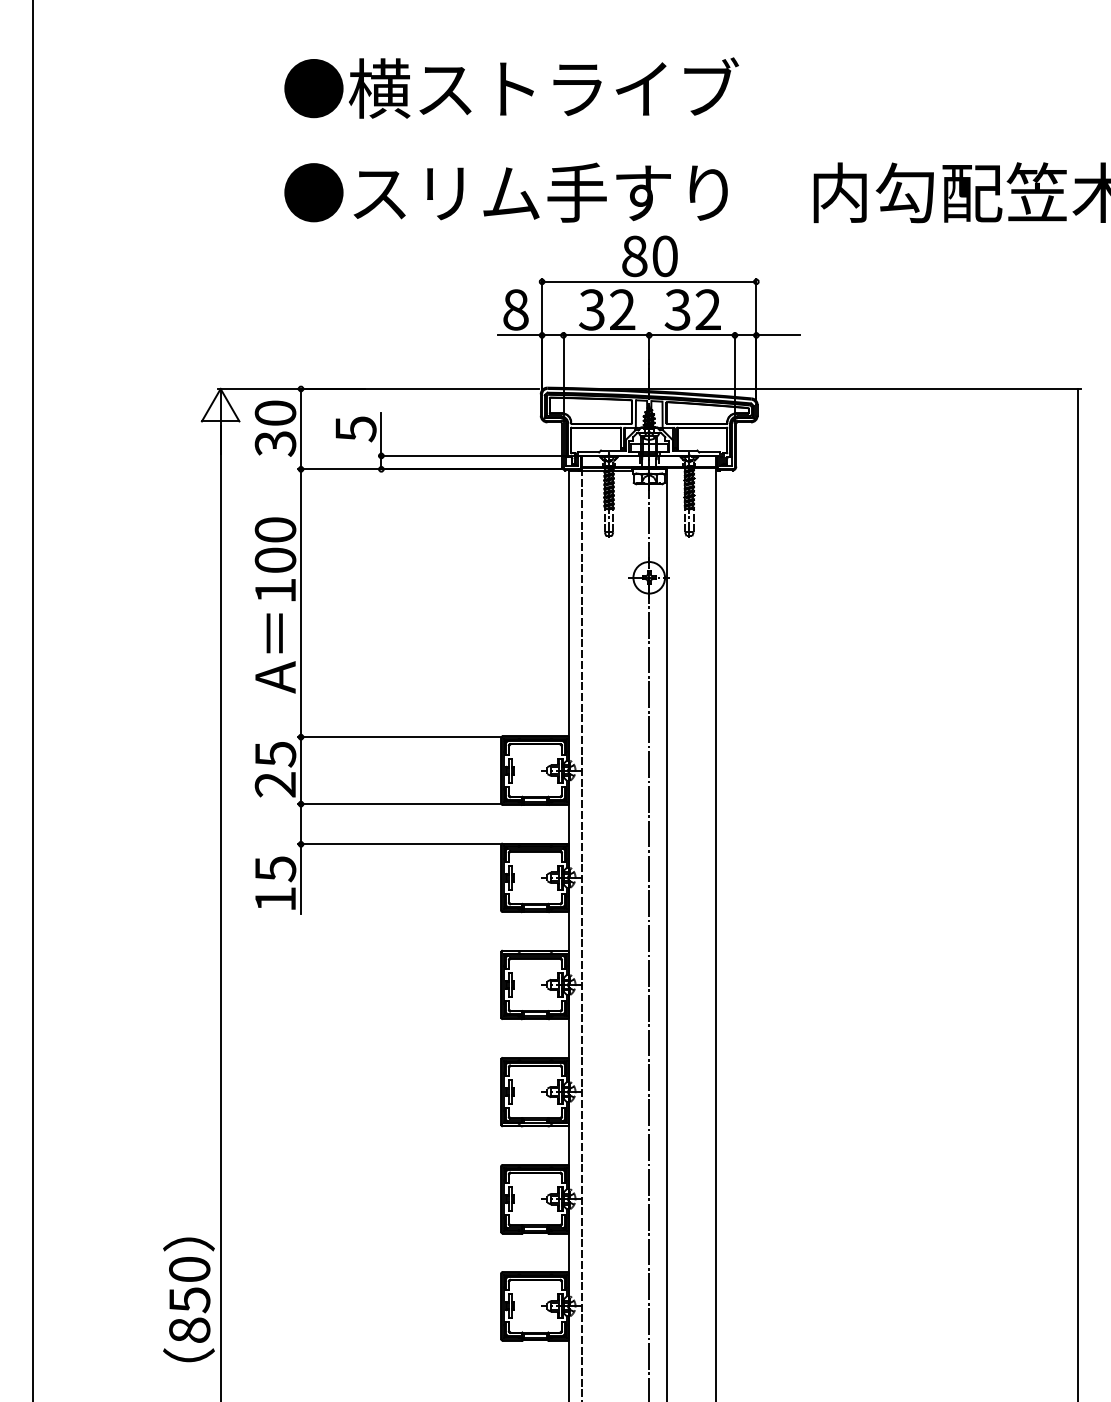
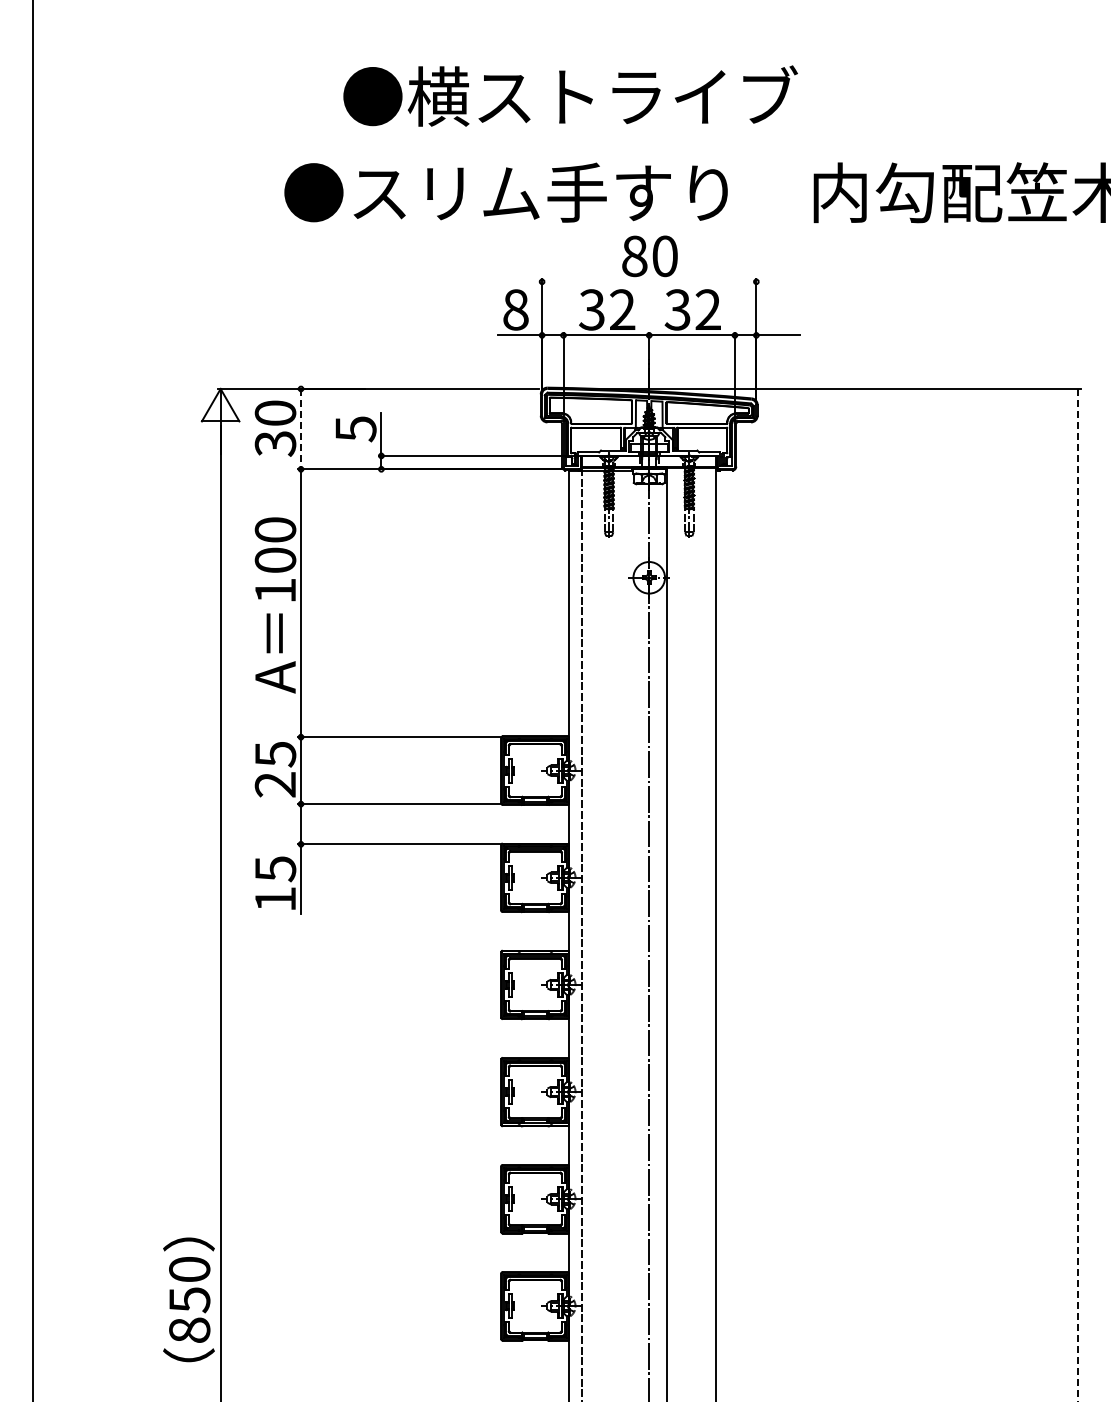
text position: (511, 87) -> (570, 95) (570, 95)
line: present -> none (649, 281)
line: solid -> dashed (301, 429)
line: solid -> dashed (1077, 895)
